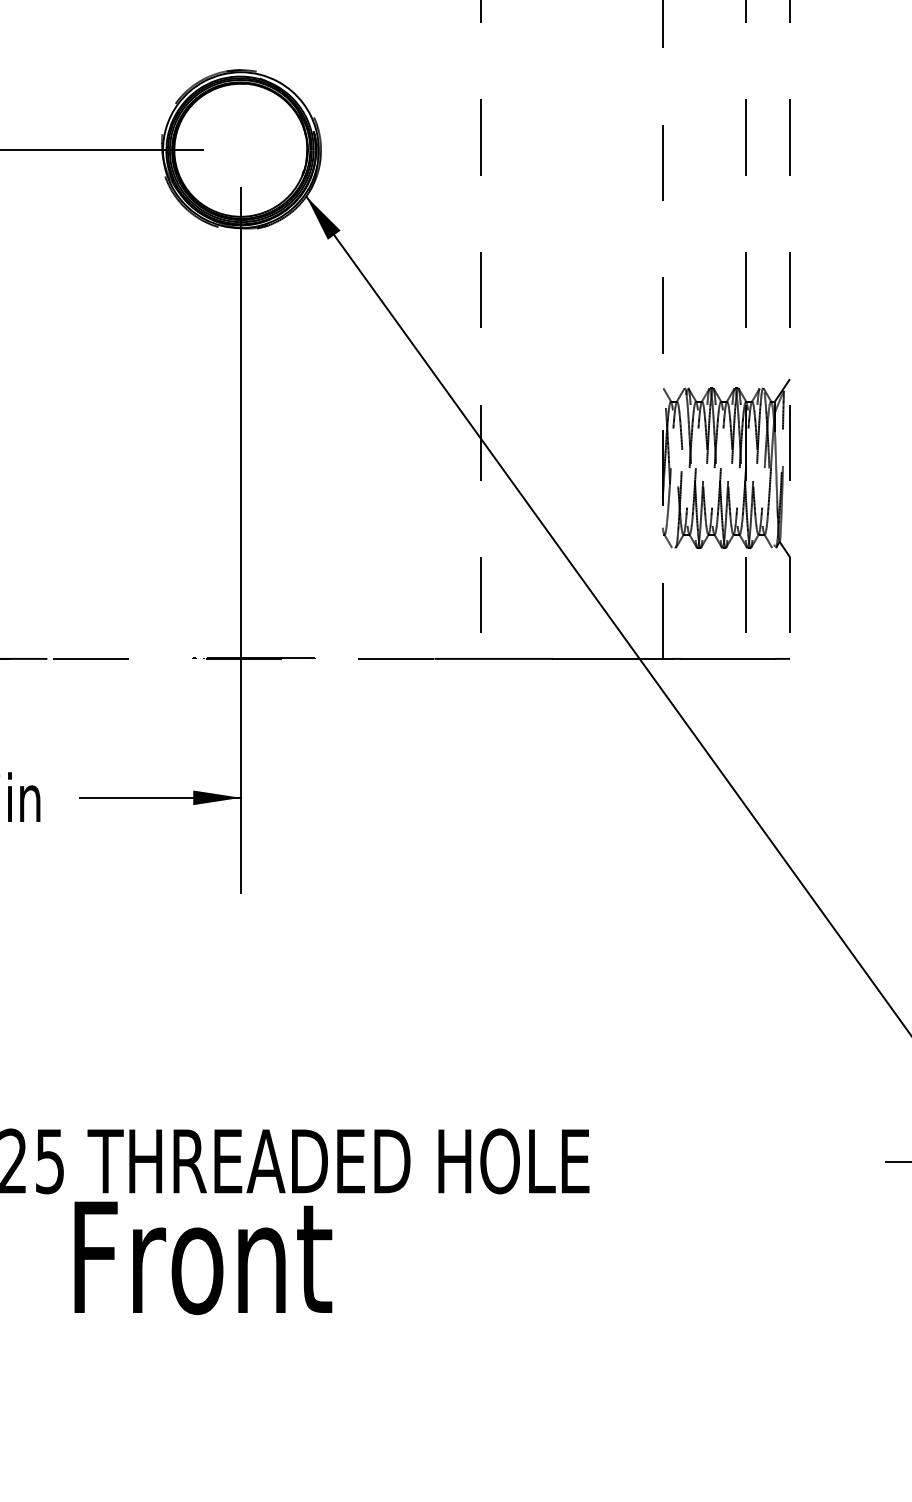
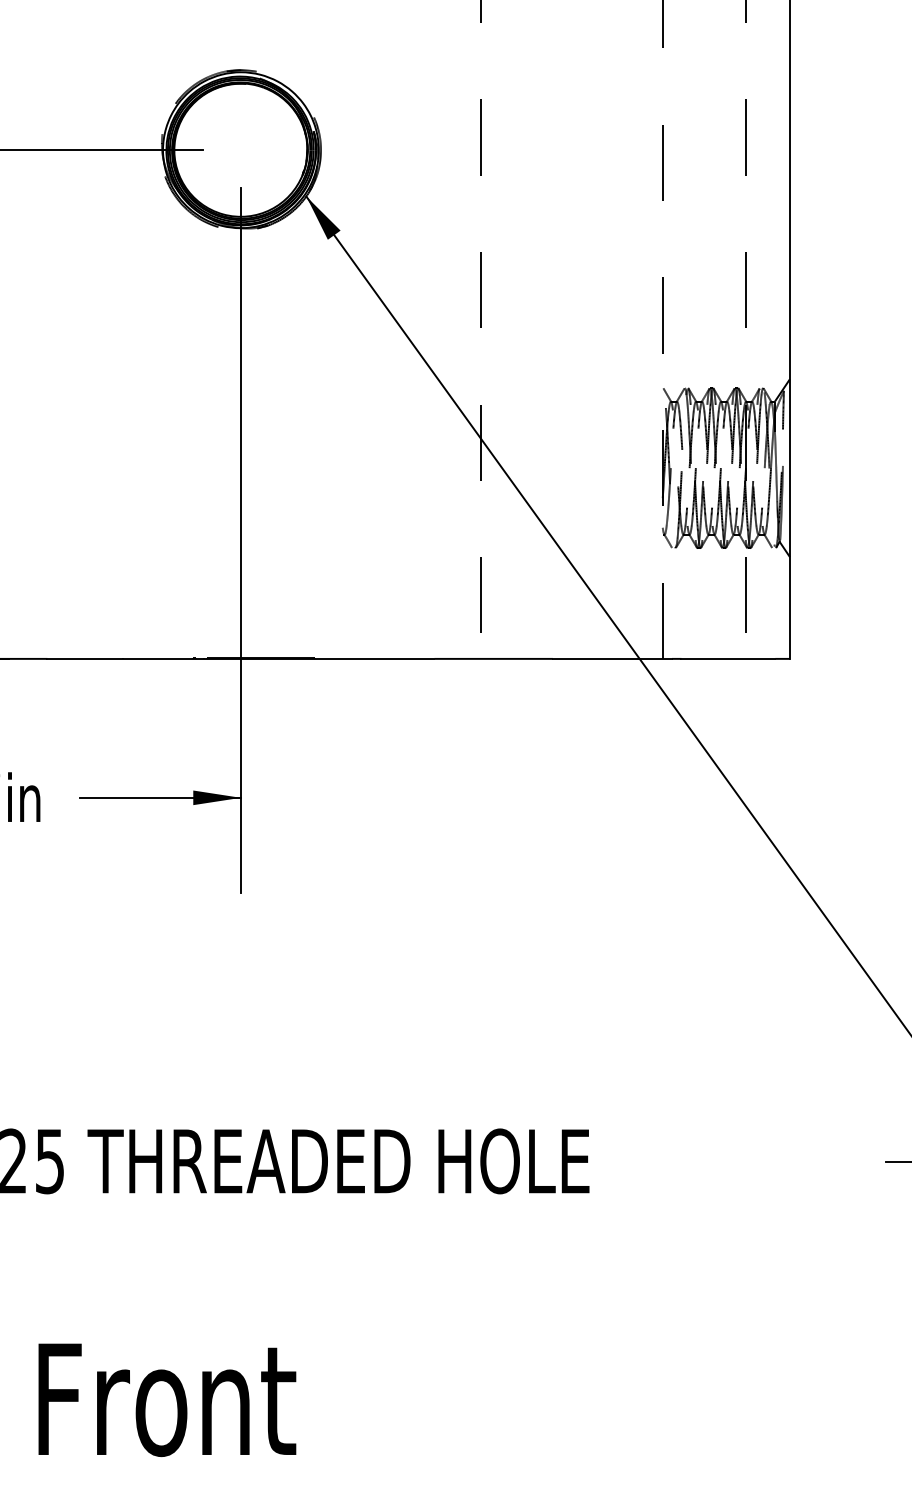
line: dashed -> solid (789, 330)
line: dashed -> solid (240, 658)
text position: (203, 1257) -> (167, 1399) (167, 1399)
